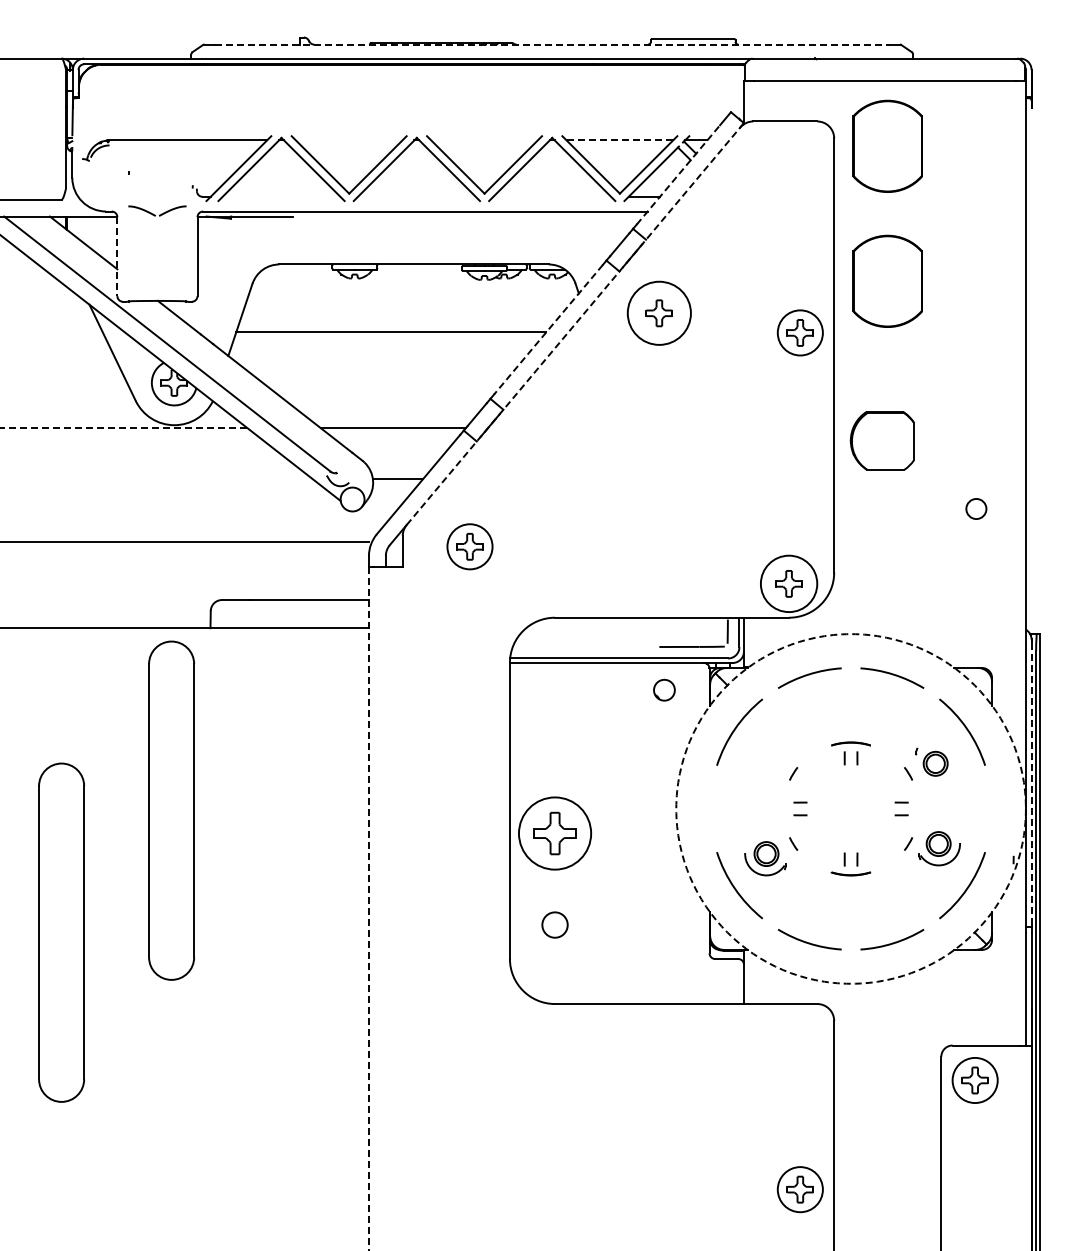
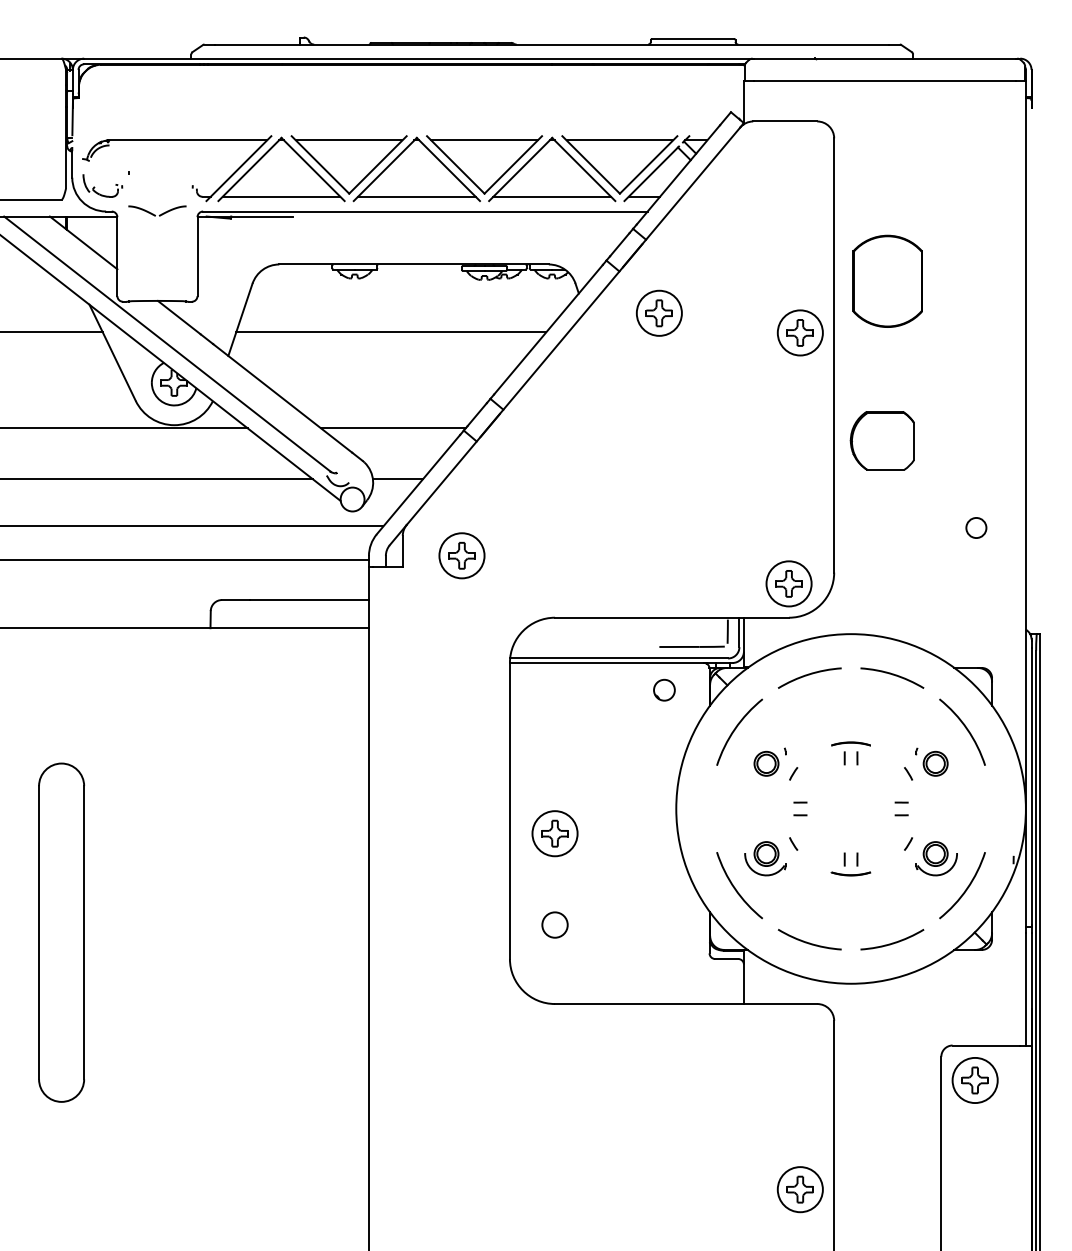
line: dashed -> solid (552, 44)
line: none -> present (348, 140)
line: none -> present (484, 140)
line: dashed -> solid (619, 140)
part: present -> none (887, 145)
line: dashed -> solid (678, 174)
part: none -> present (95, 187)
line: none -> present (281, 196)
line: none -> present (416, 196)
line: none -> present (552, 196)
line: dashed -> solid (117, 257)
circle diameter: 63 px -> 45 px (658, 312)
line: dashed -> solid (573, 325)
line: dashed -> solid (548, 329)
line: none -> present (52, 332)
line: dashed -> solid (124, 428)
line: none -> present (157, 479)
circle position: (976, 508) -> (976, 527) (976, 527)
line: none -> present (192, 526)
line position: (185, 542) -> (185, 560) (185, 560)
part position: (469, 546) -> (461, 555) (461, 555)
circle diameter: 56 px -> 45 px (788, 583)
part: none -> present (769, 761)
line: dashed -> solid (1031, 786)
circle: dashed -> solid (850, 808)
part: present -> none (171, 810)
part size: 75x75 px -> 48x48 px (554, 833)
part position: (939, 848) -> (936, 858) (936, 858)
line: dashed -> solid (368, 909)
